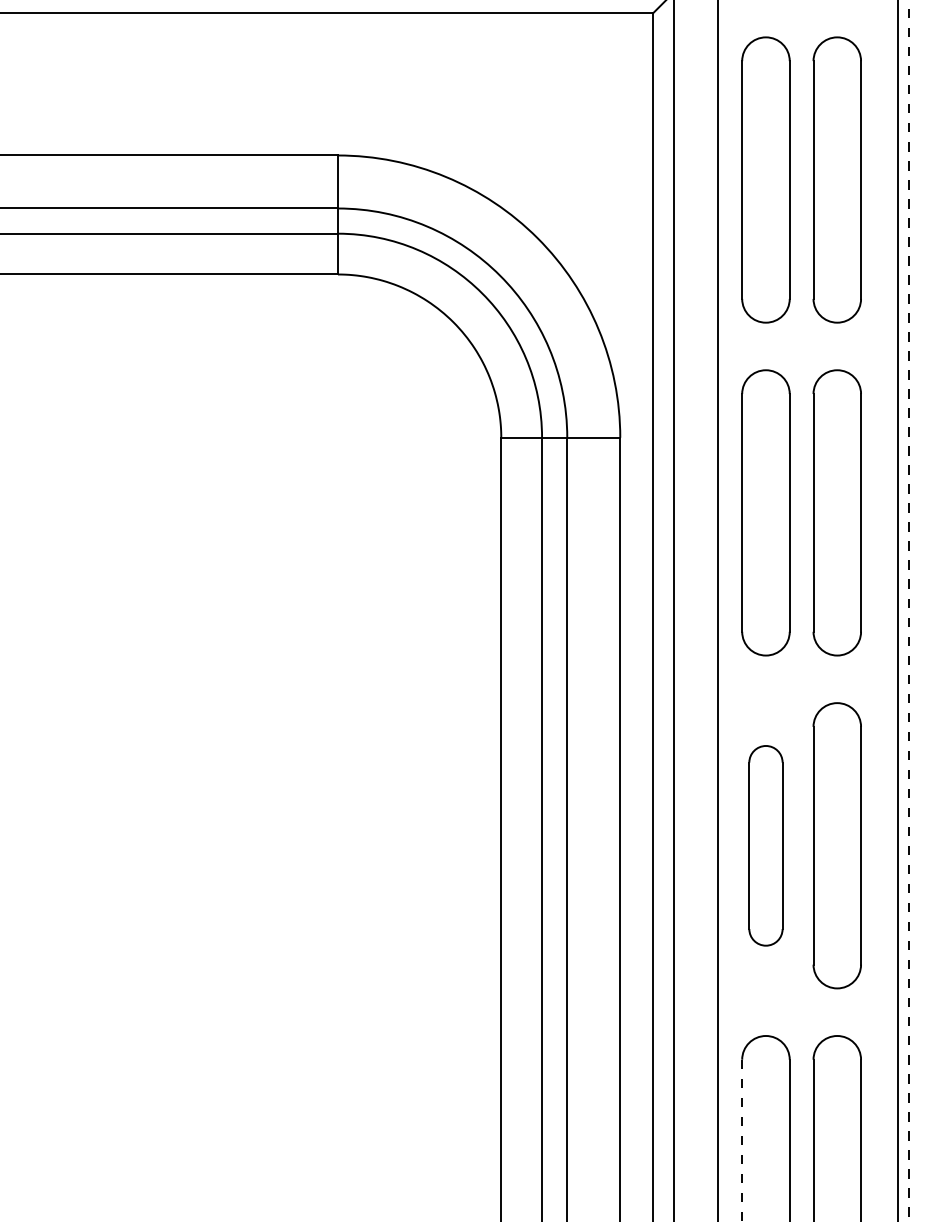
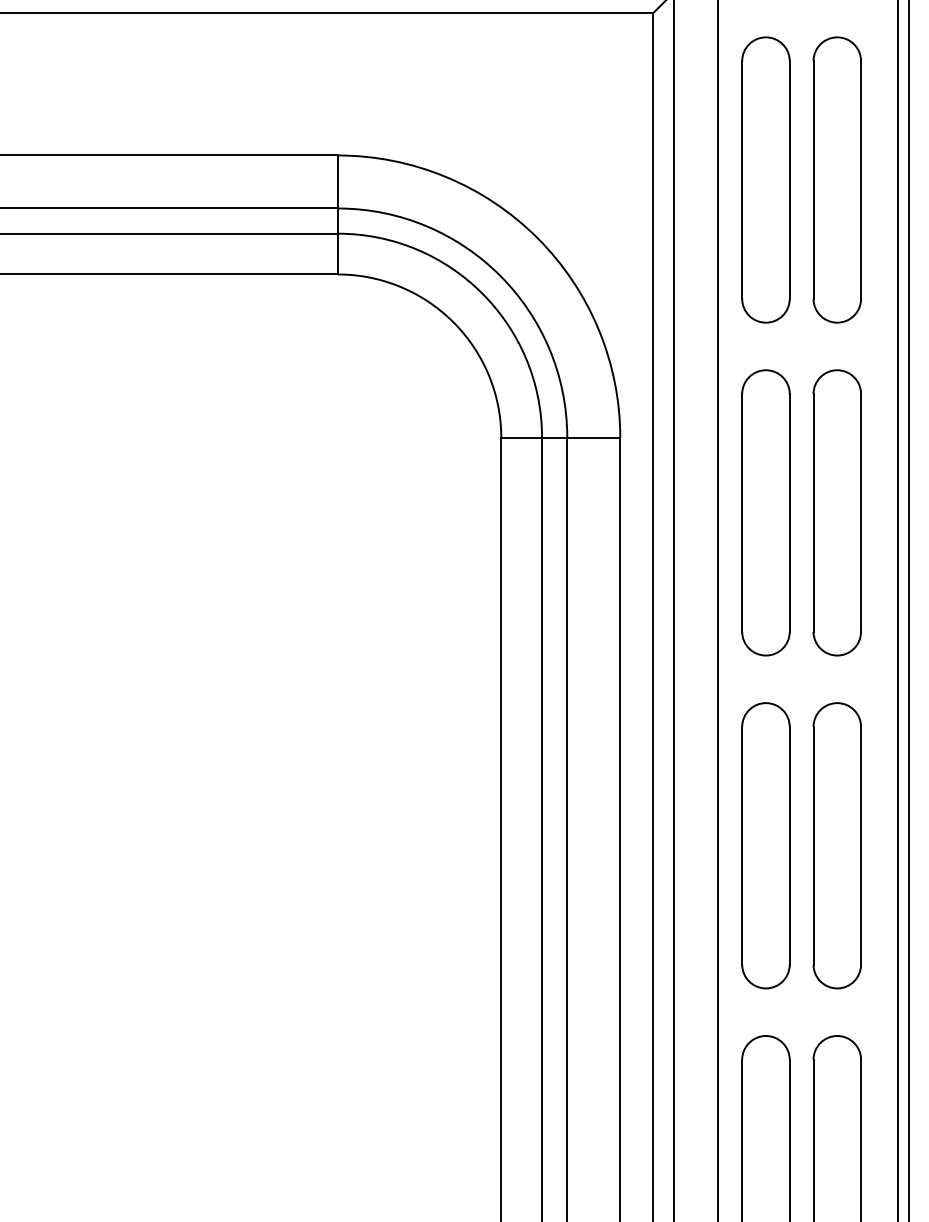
line: dashed -> solid (908, 611)
part size: 36x202 px -> 50x288 px (765, 845)
line: dashed -> solid (742, 1140)
